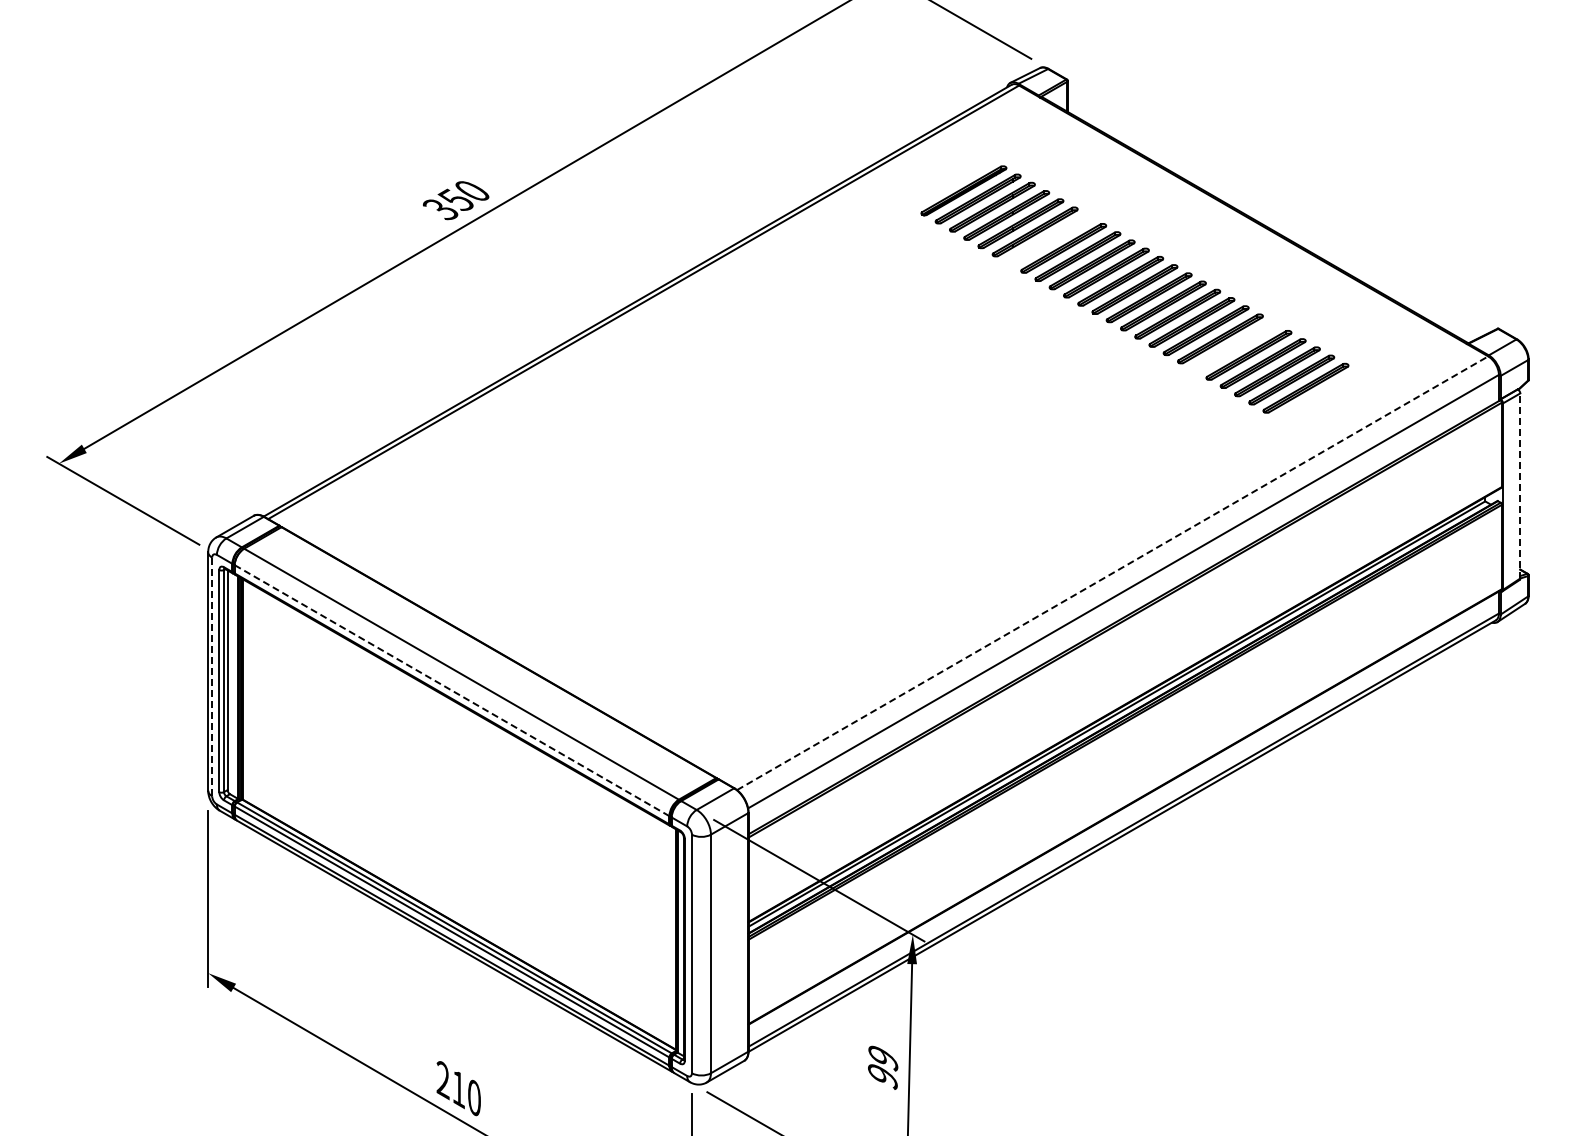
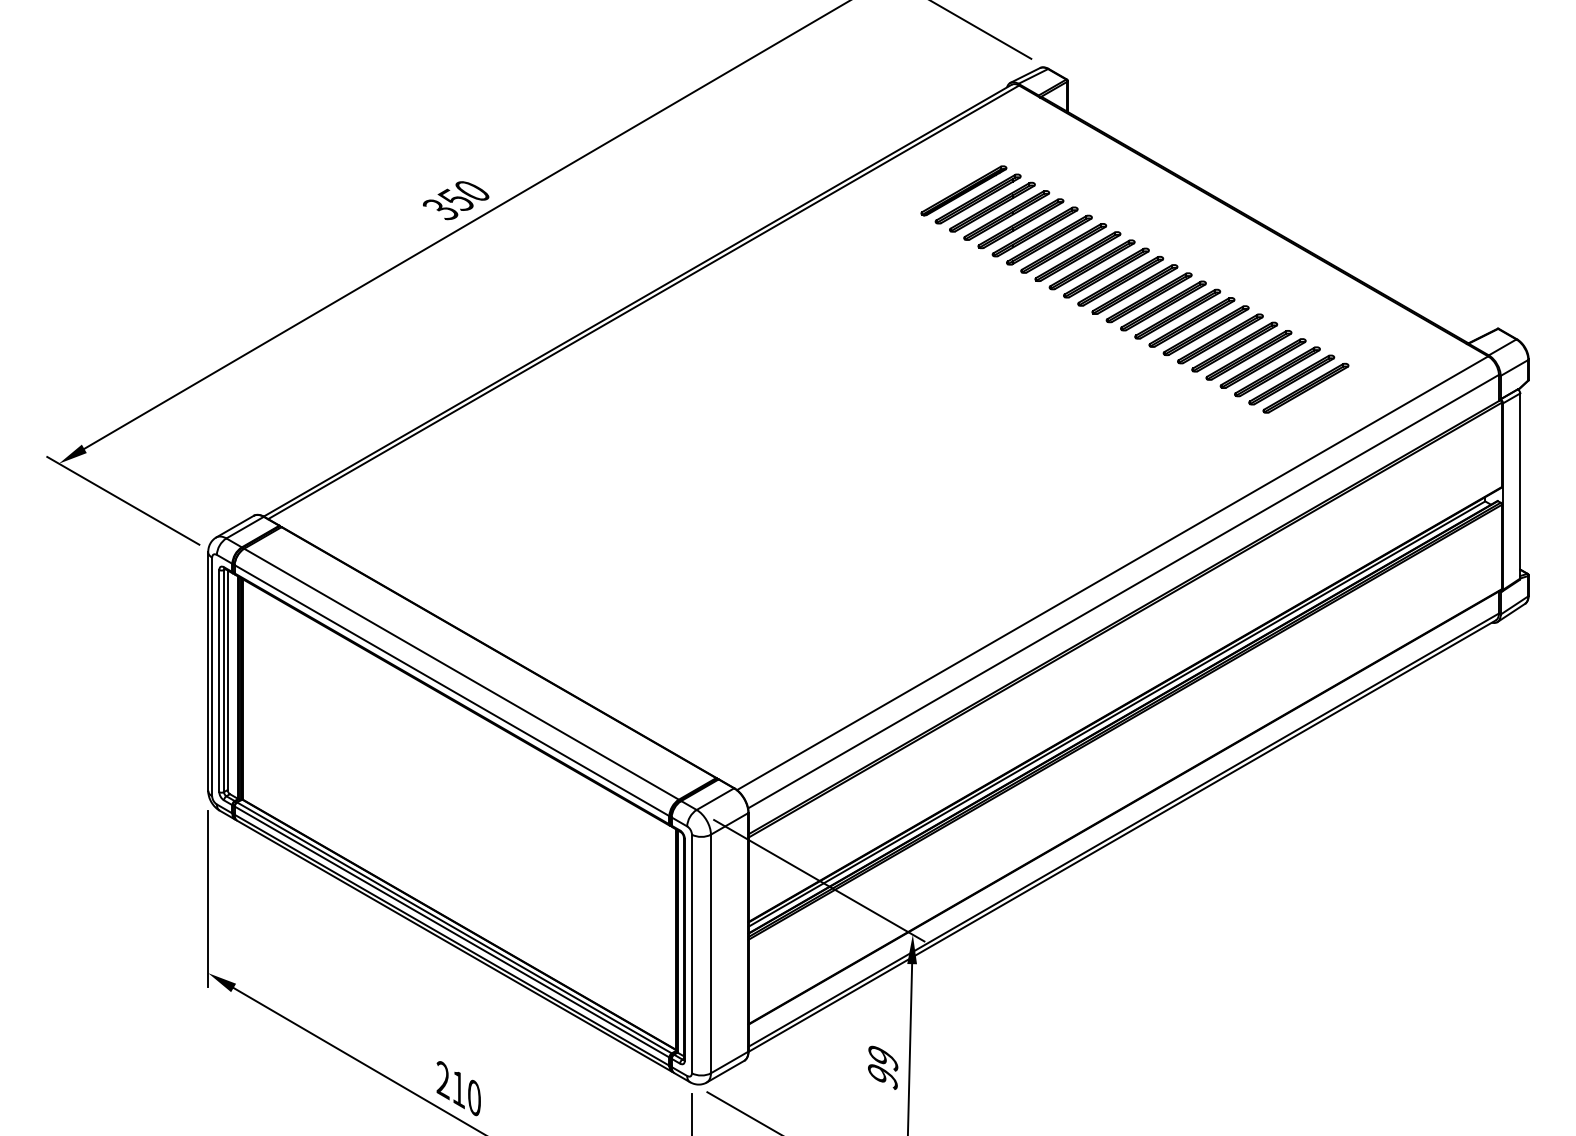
part: none -> present (1049, 239)
part: none -> present (1234, 346)
line: dashed -> solid (1520, 485)
line: dashed -> solid (1112, 573)
line: dashed -> solid (212, 676)
line: dashed -> solid (452, 690)
